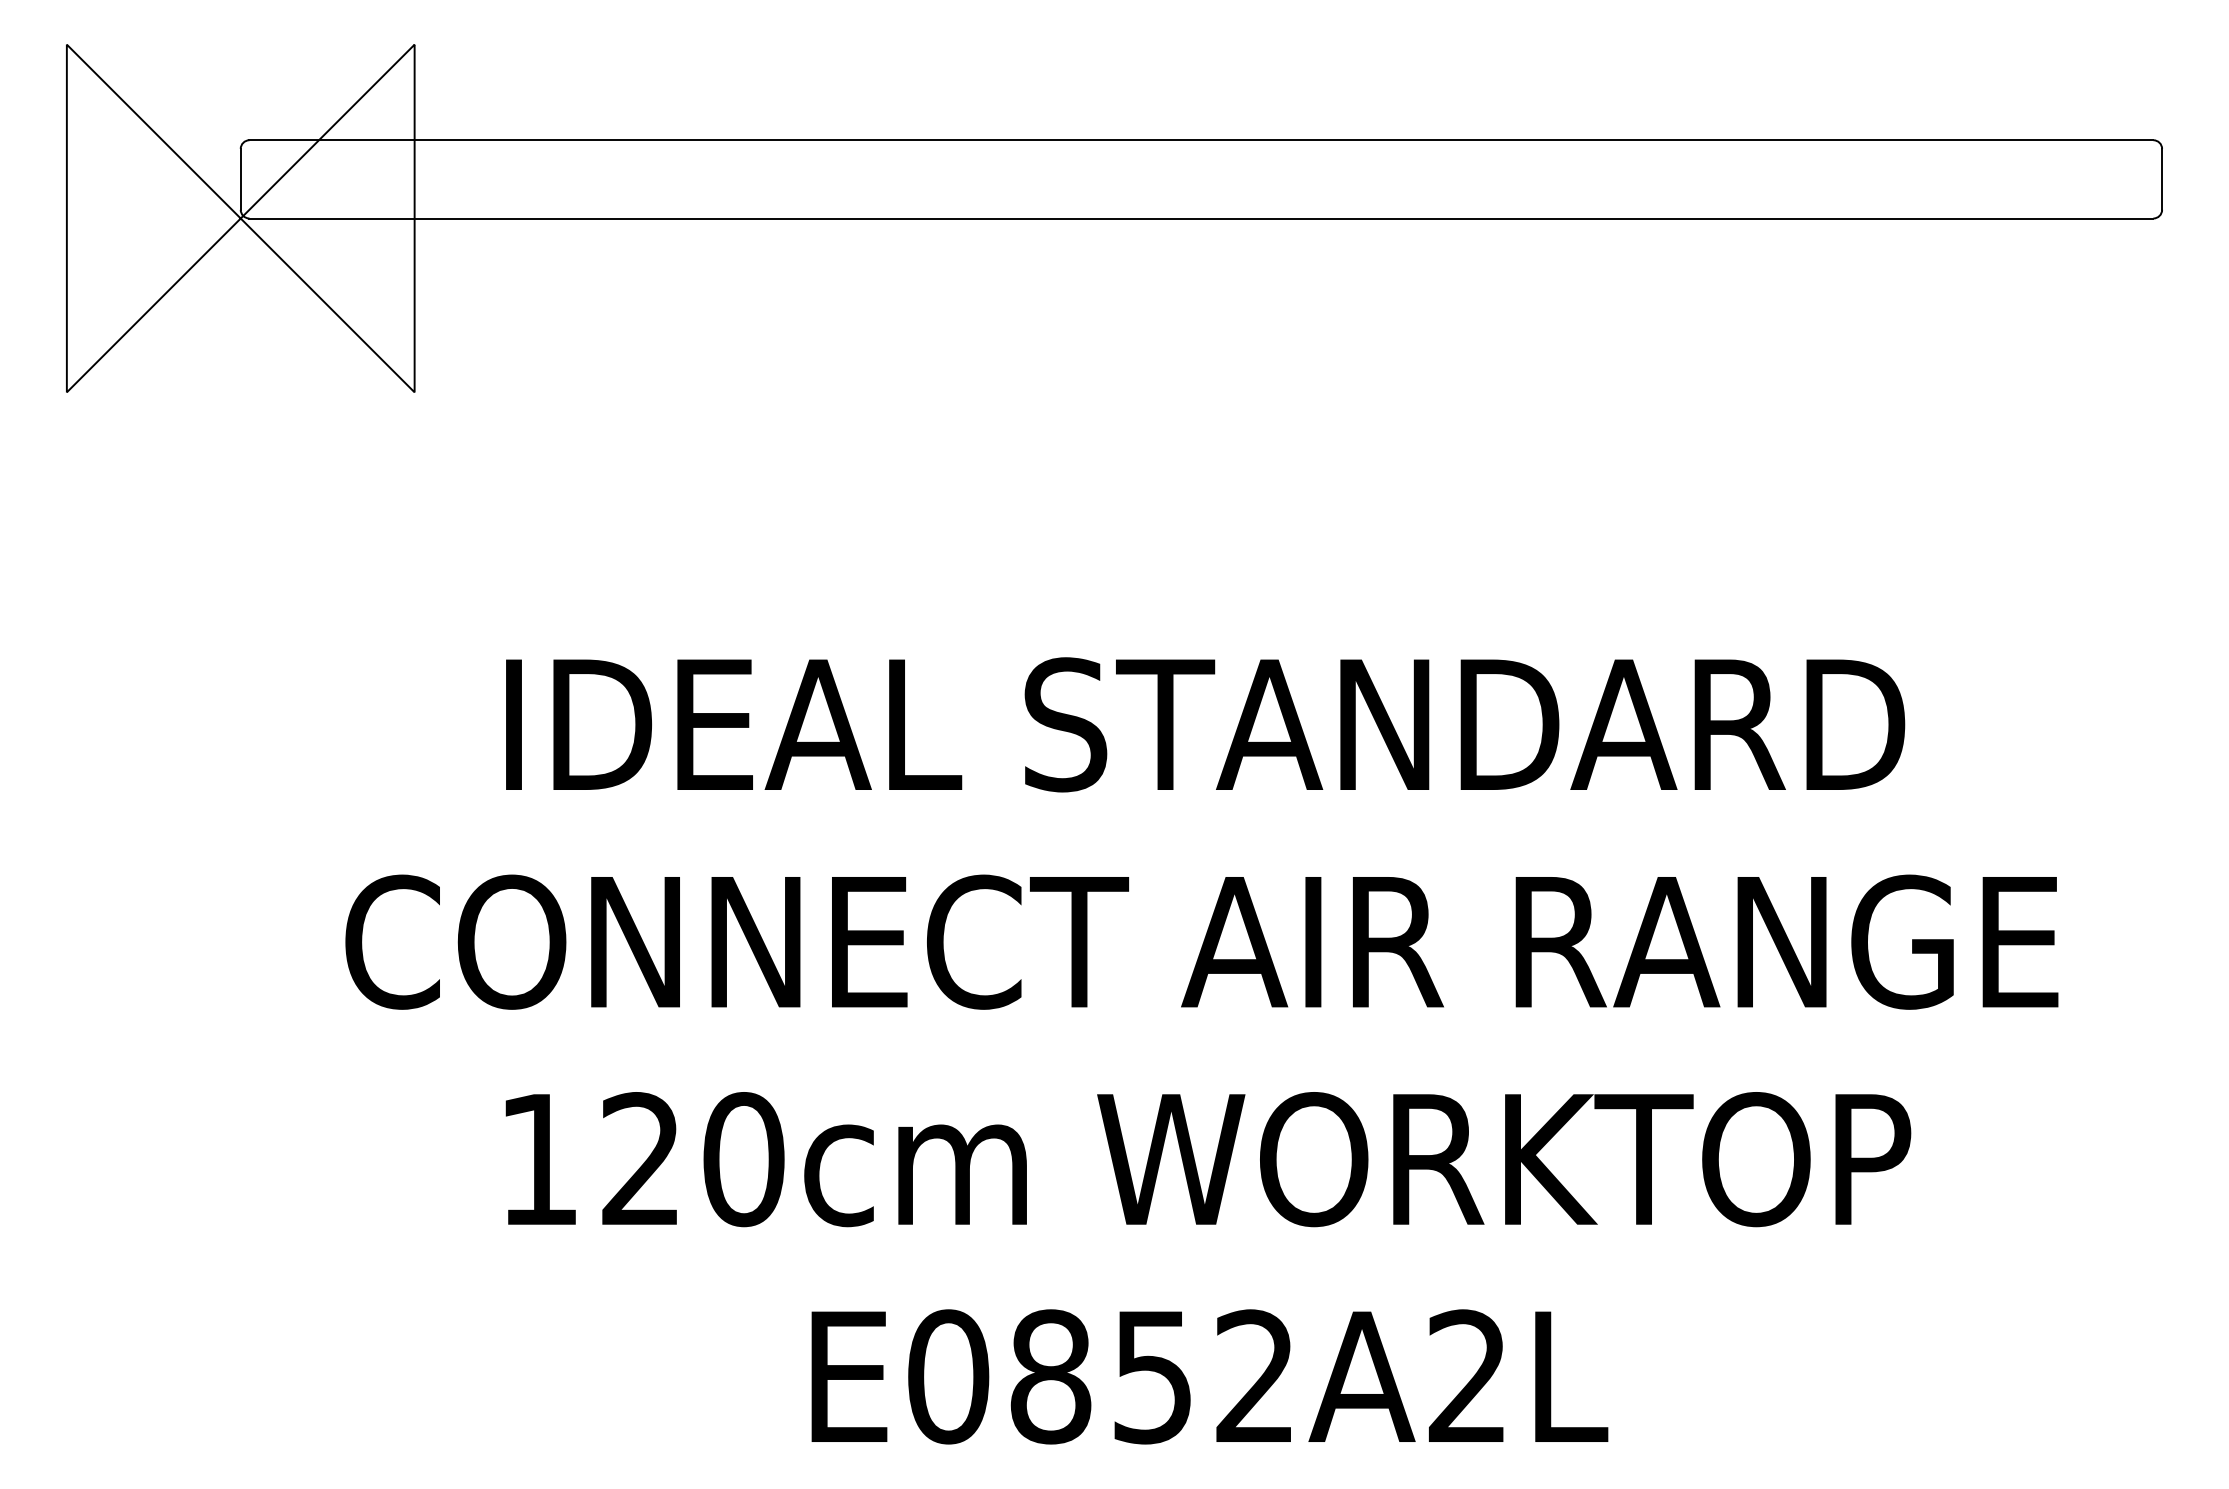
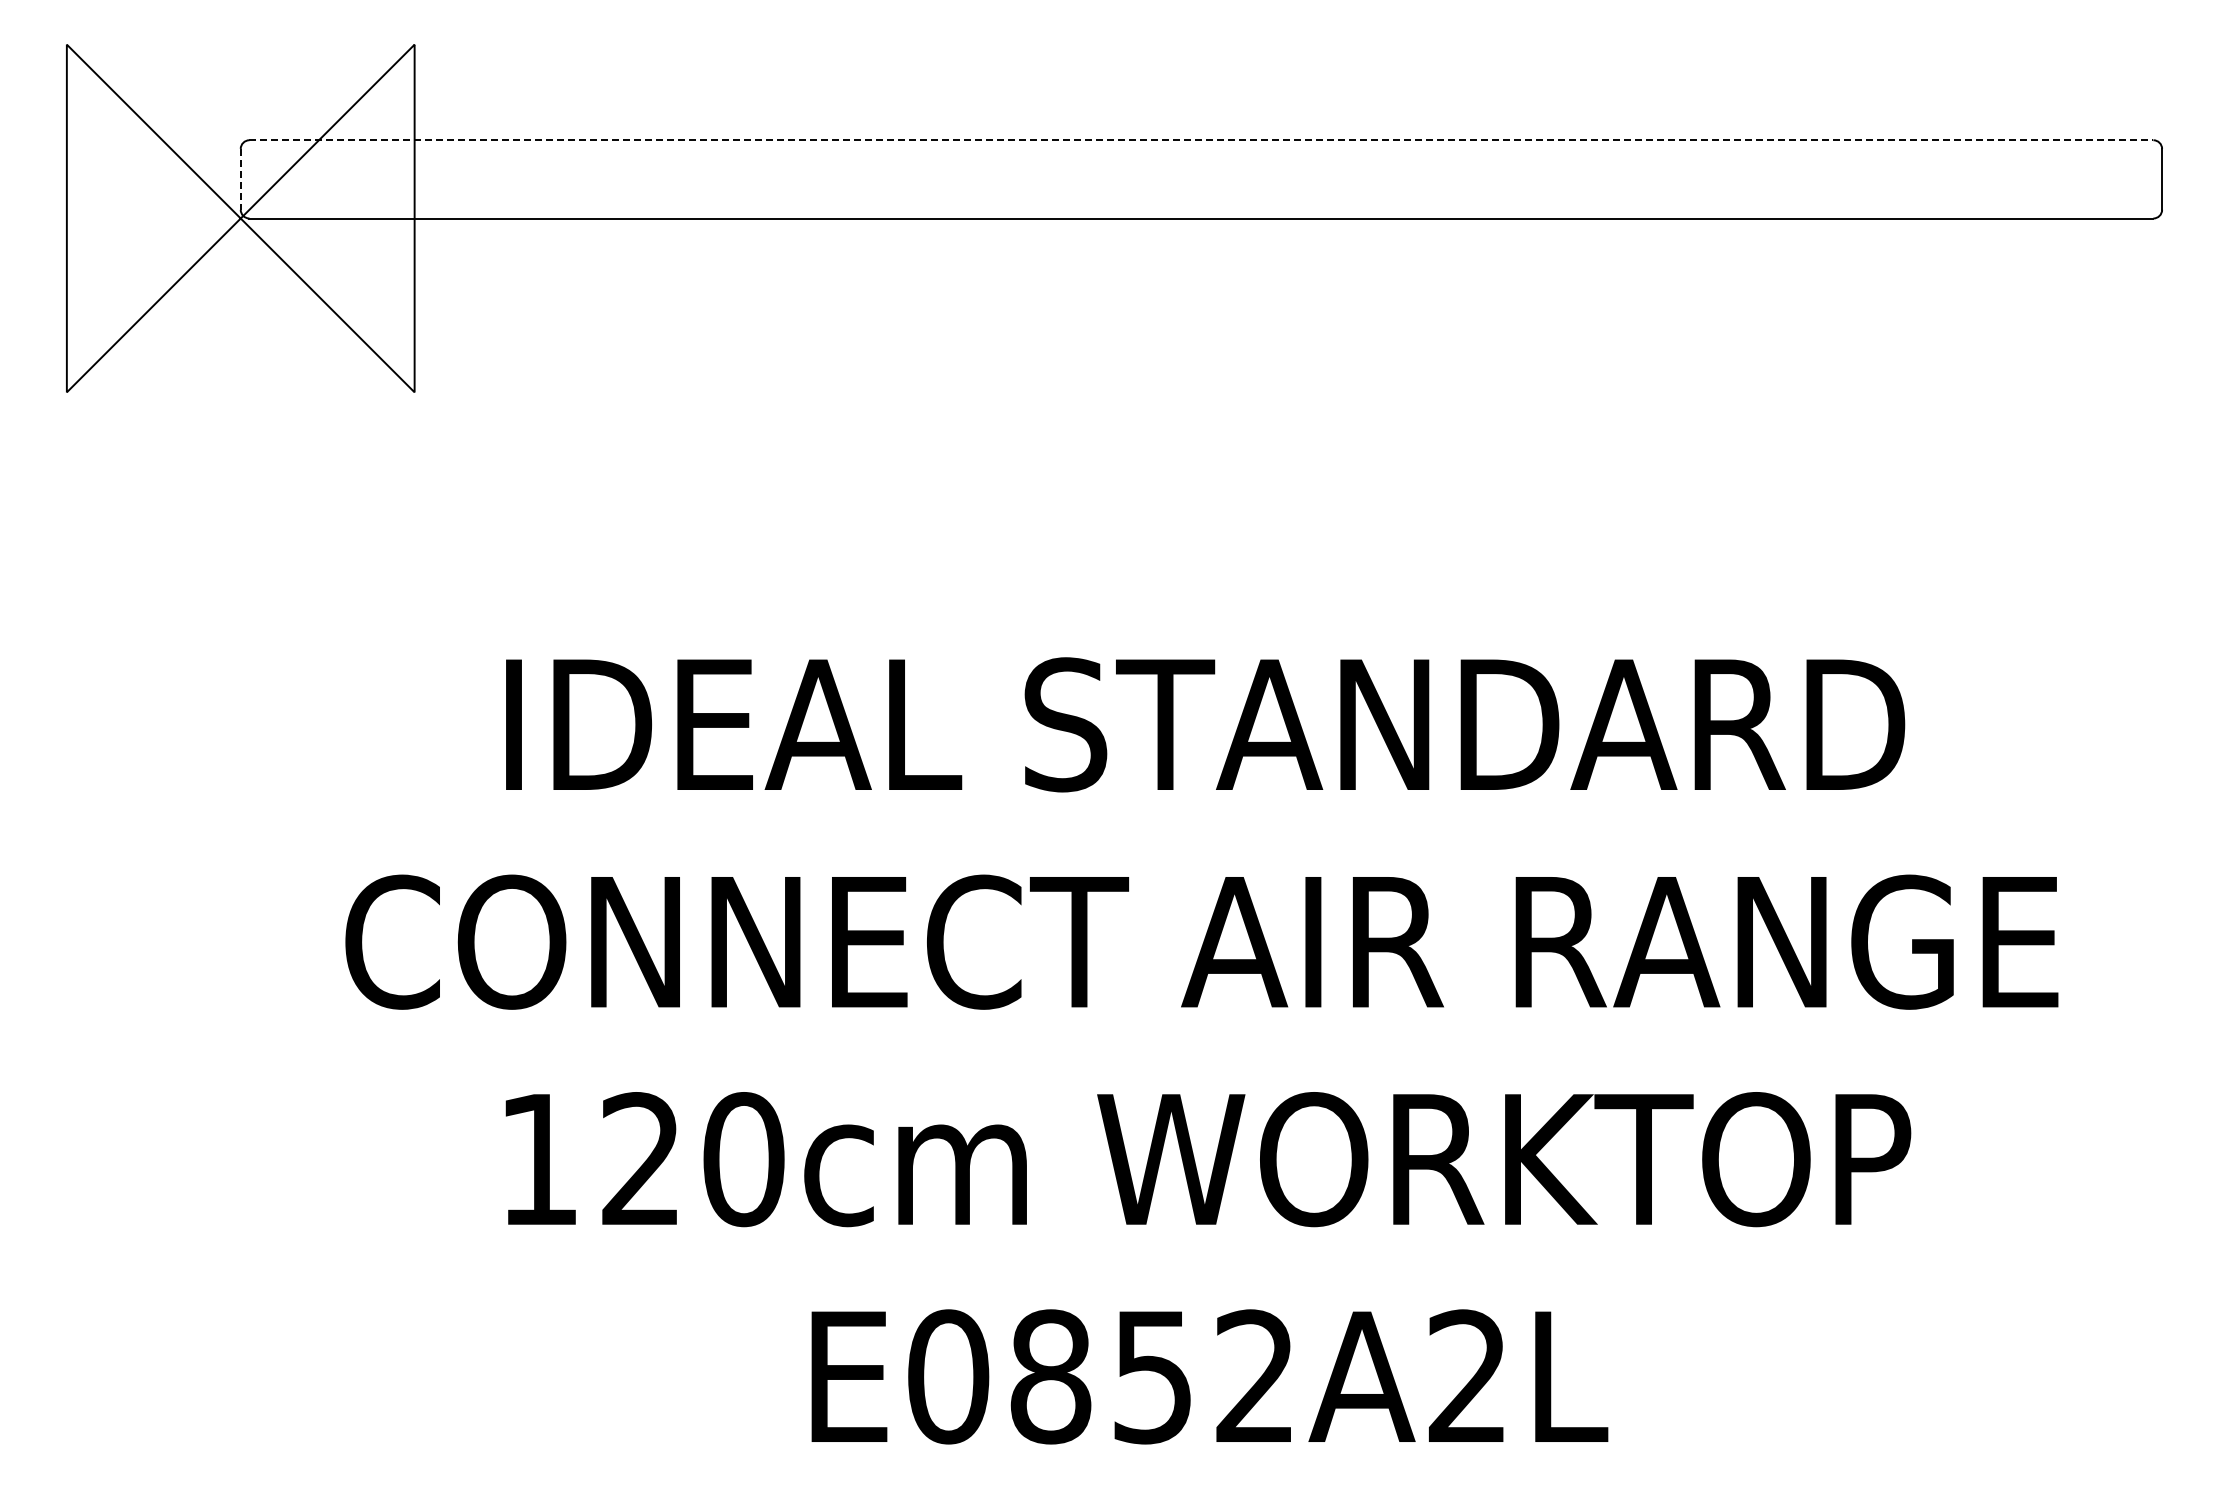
line: solid -> dashed (1201, 140)
line: solid -> dashed (240, 179)
